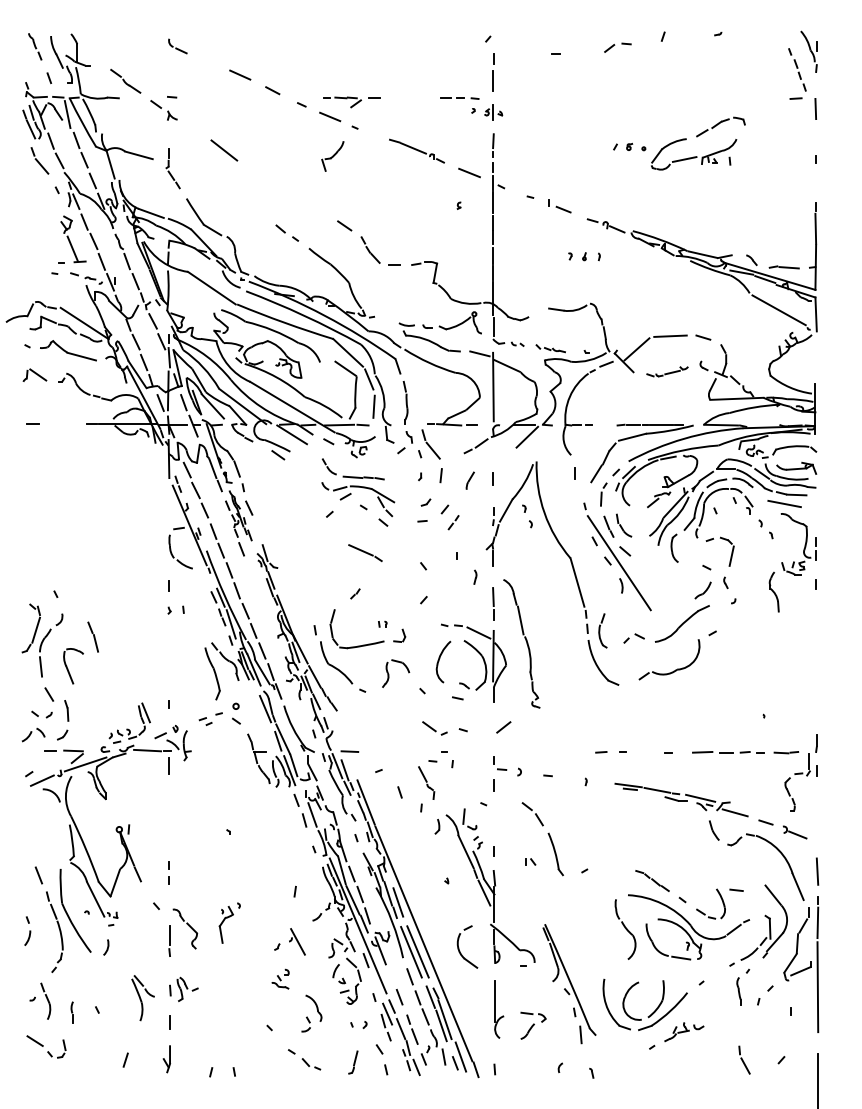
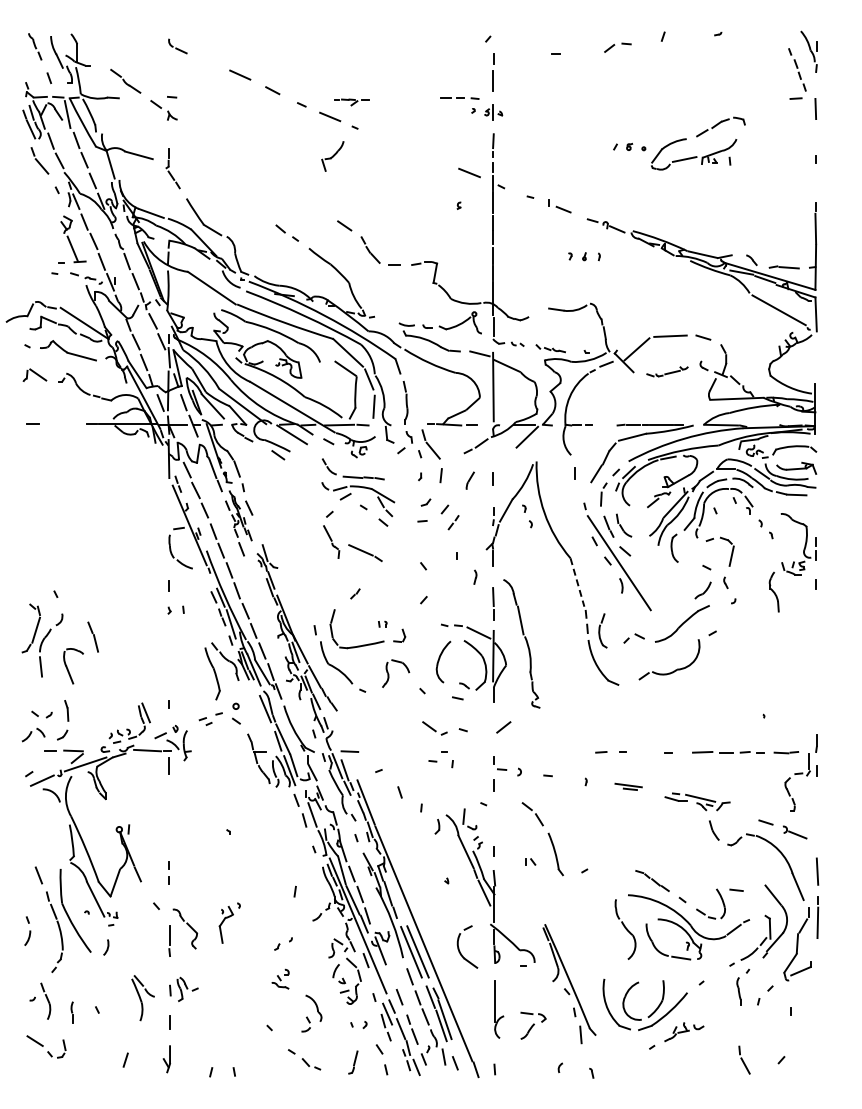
part size: 58x13 px -> 36x9 px (351, 102)
line: present -> none (224, 150)
part: present -> none (416, 150)
line: present -> none (784, 503)
line: solid -> dashed (577, 582)
line: present -> none (49, 694)
part position: (426, 782) -> (331, 541) (331, 541)
line: present -> none (657, 789)
line: present -> none (734, 812)
line: present -> none (398, 902)
line: present -> none (297, 941)
line: present -> none (817, 987)
line: present -> none (460, 1056)
line: present -> none (818, 1079)
